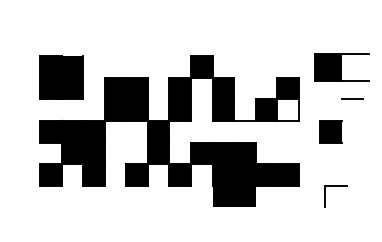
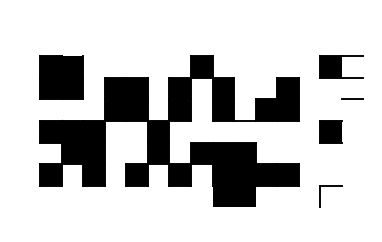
part size: 56x29 px -> 45x24 px (341, 66)
fill: none -> present (287, 110)
part position: (335, 186) -> (330, 186) (330, 186)
